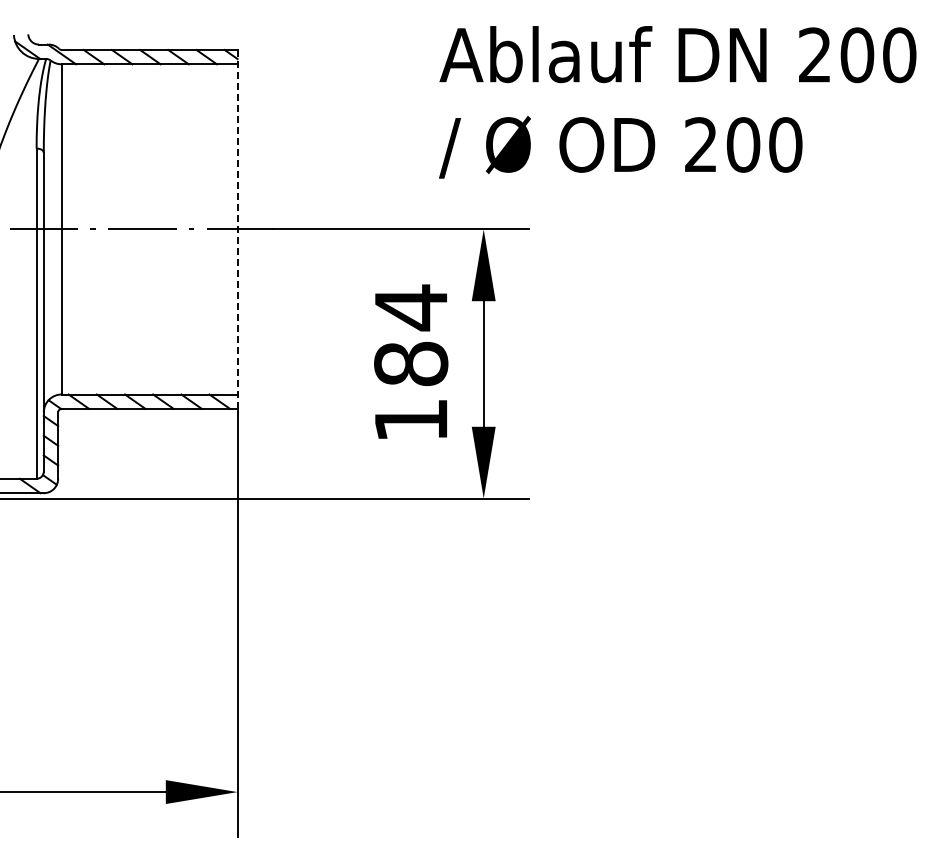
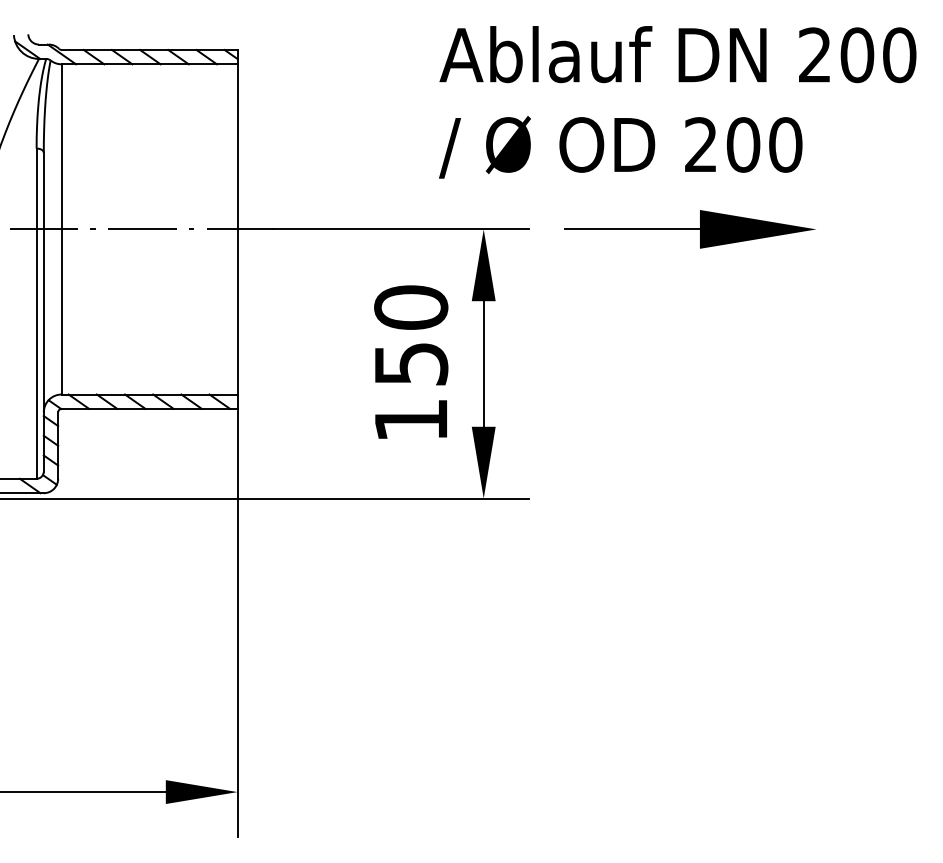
line: dashed -> solid (237, 228)
part: none -> present (689, 229)
text: 184 -> 150 (411, 335)
